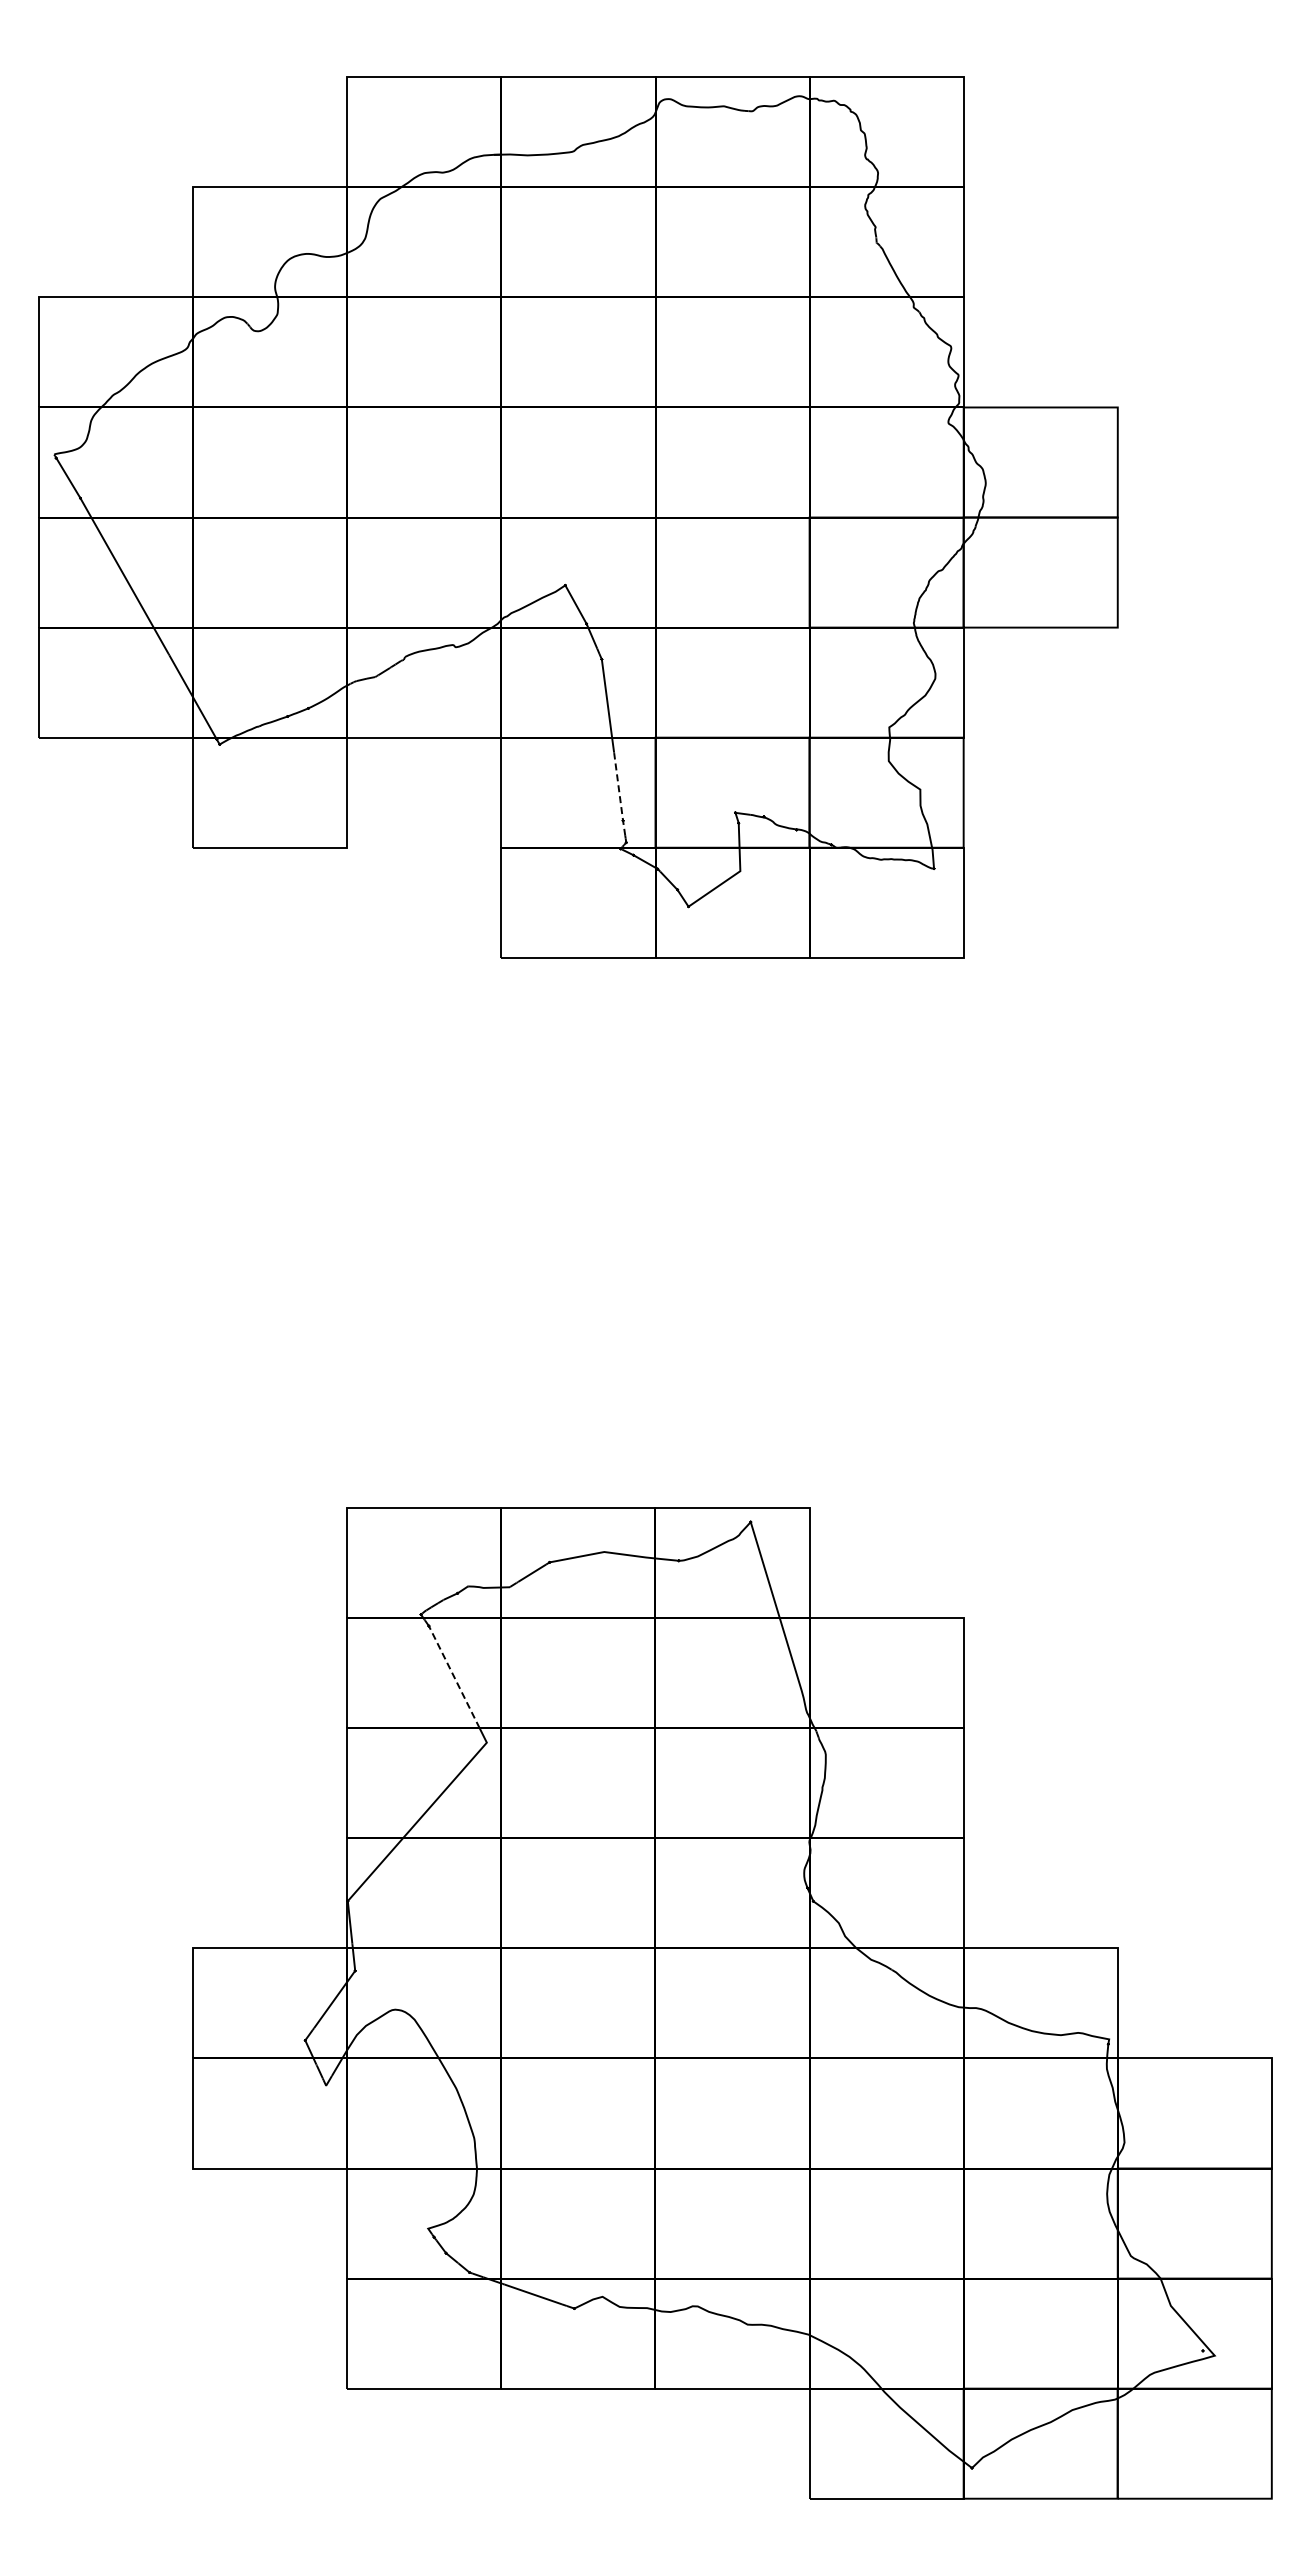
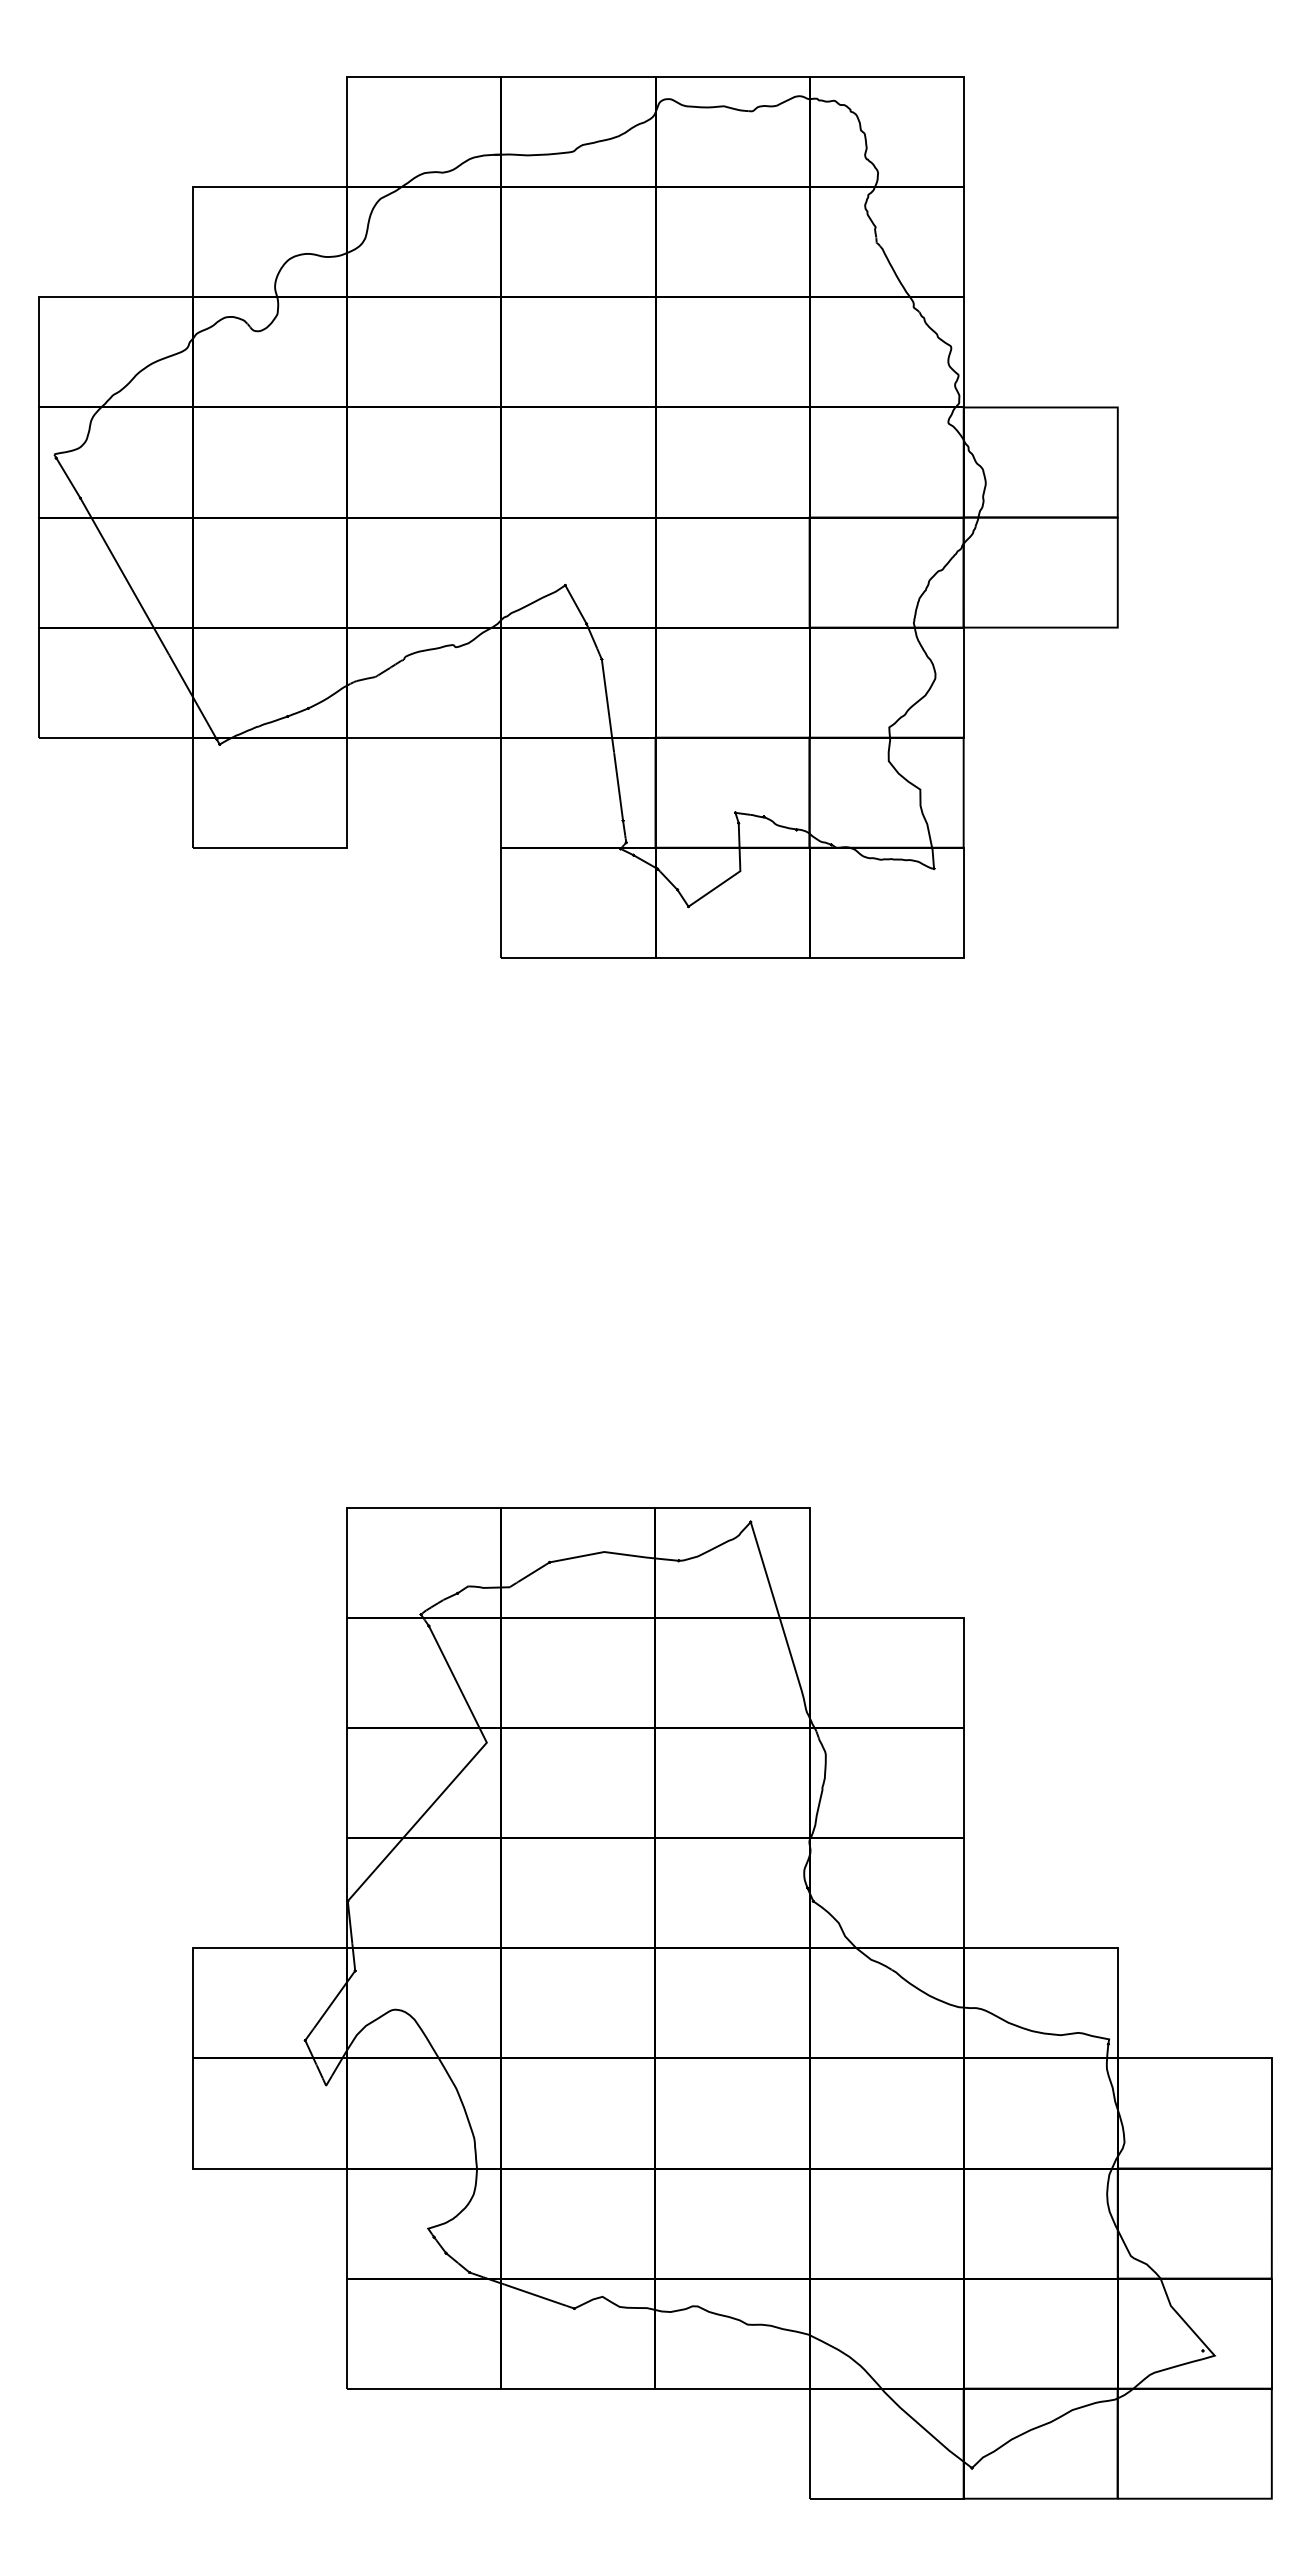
line: dashed -> solid (619, 795)
line: dashed -> solid (454, 1676)
